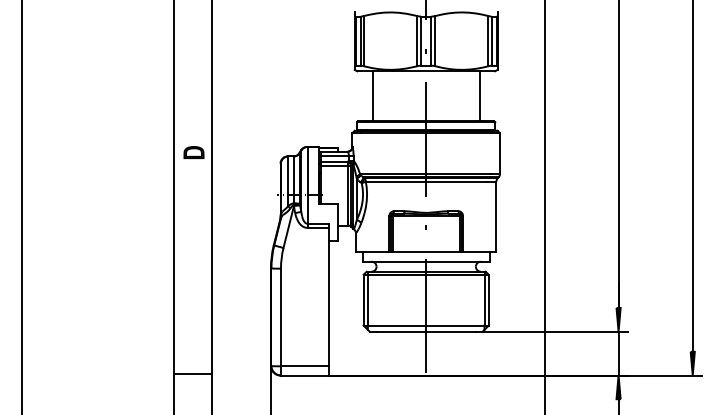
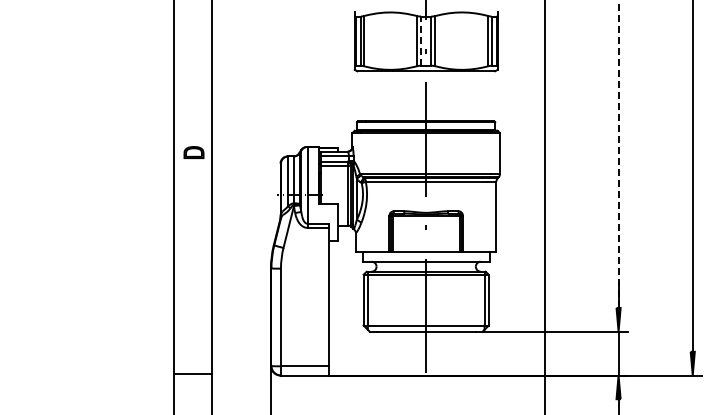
line: solid -> dashed (421, 41)
line: present -> none (372, 96)
line: present -> none (479, 96)
line: solid -> dashed (618, 154)
line: present -> none (21, 206)
